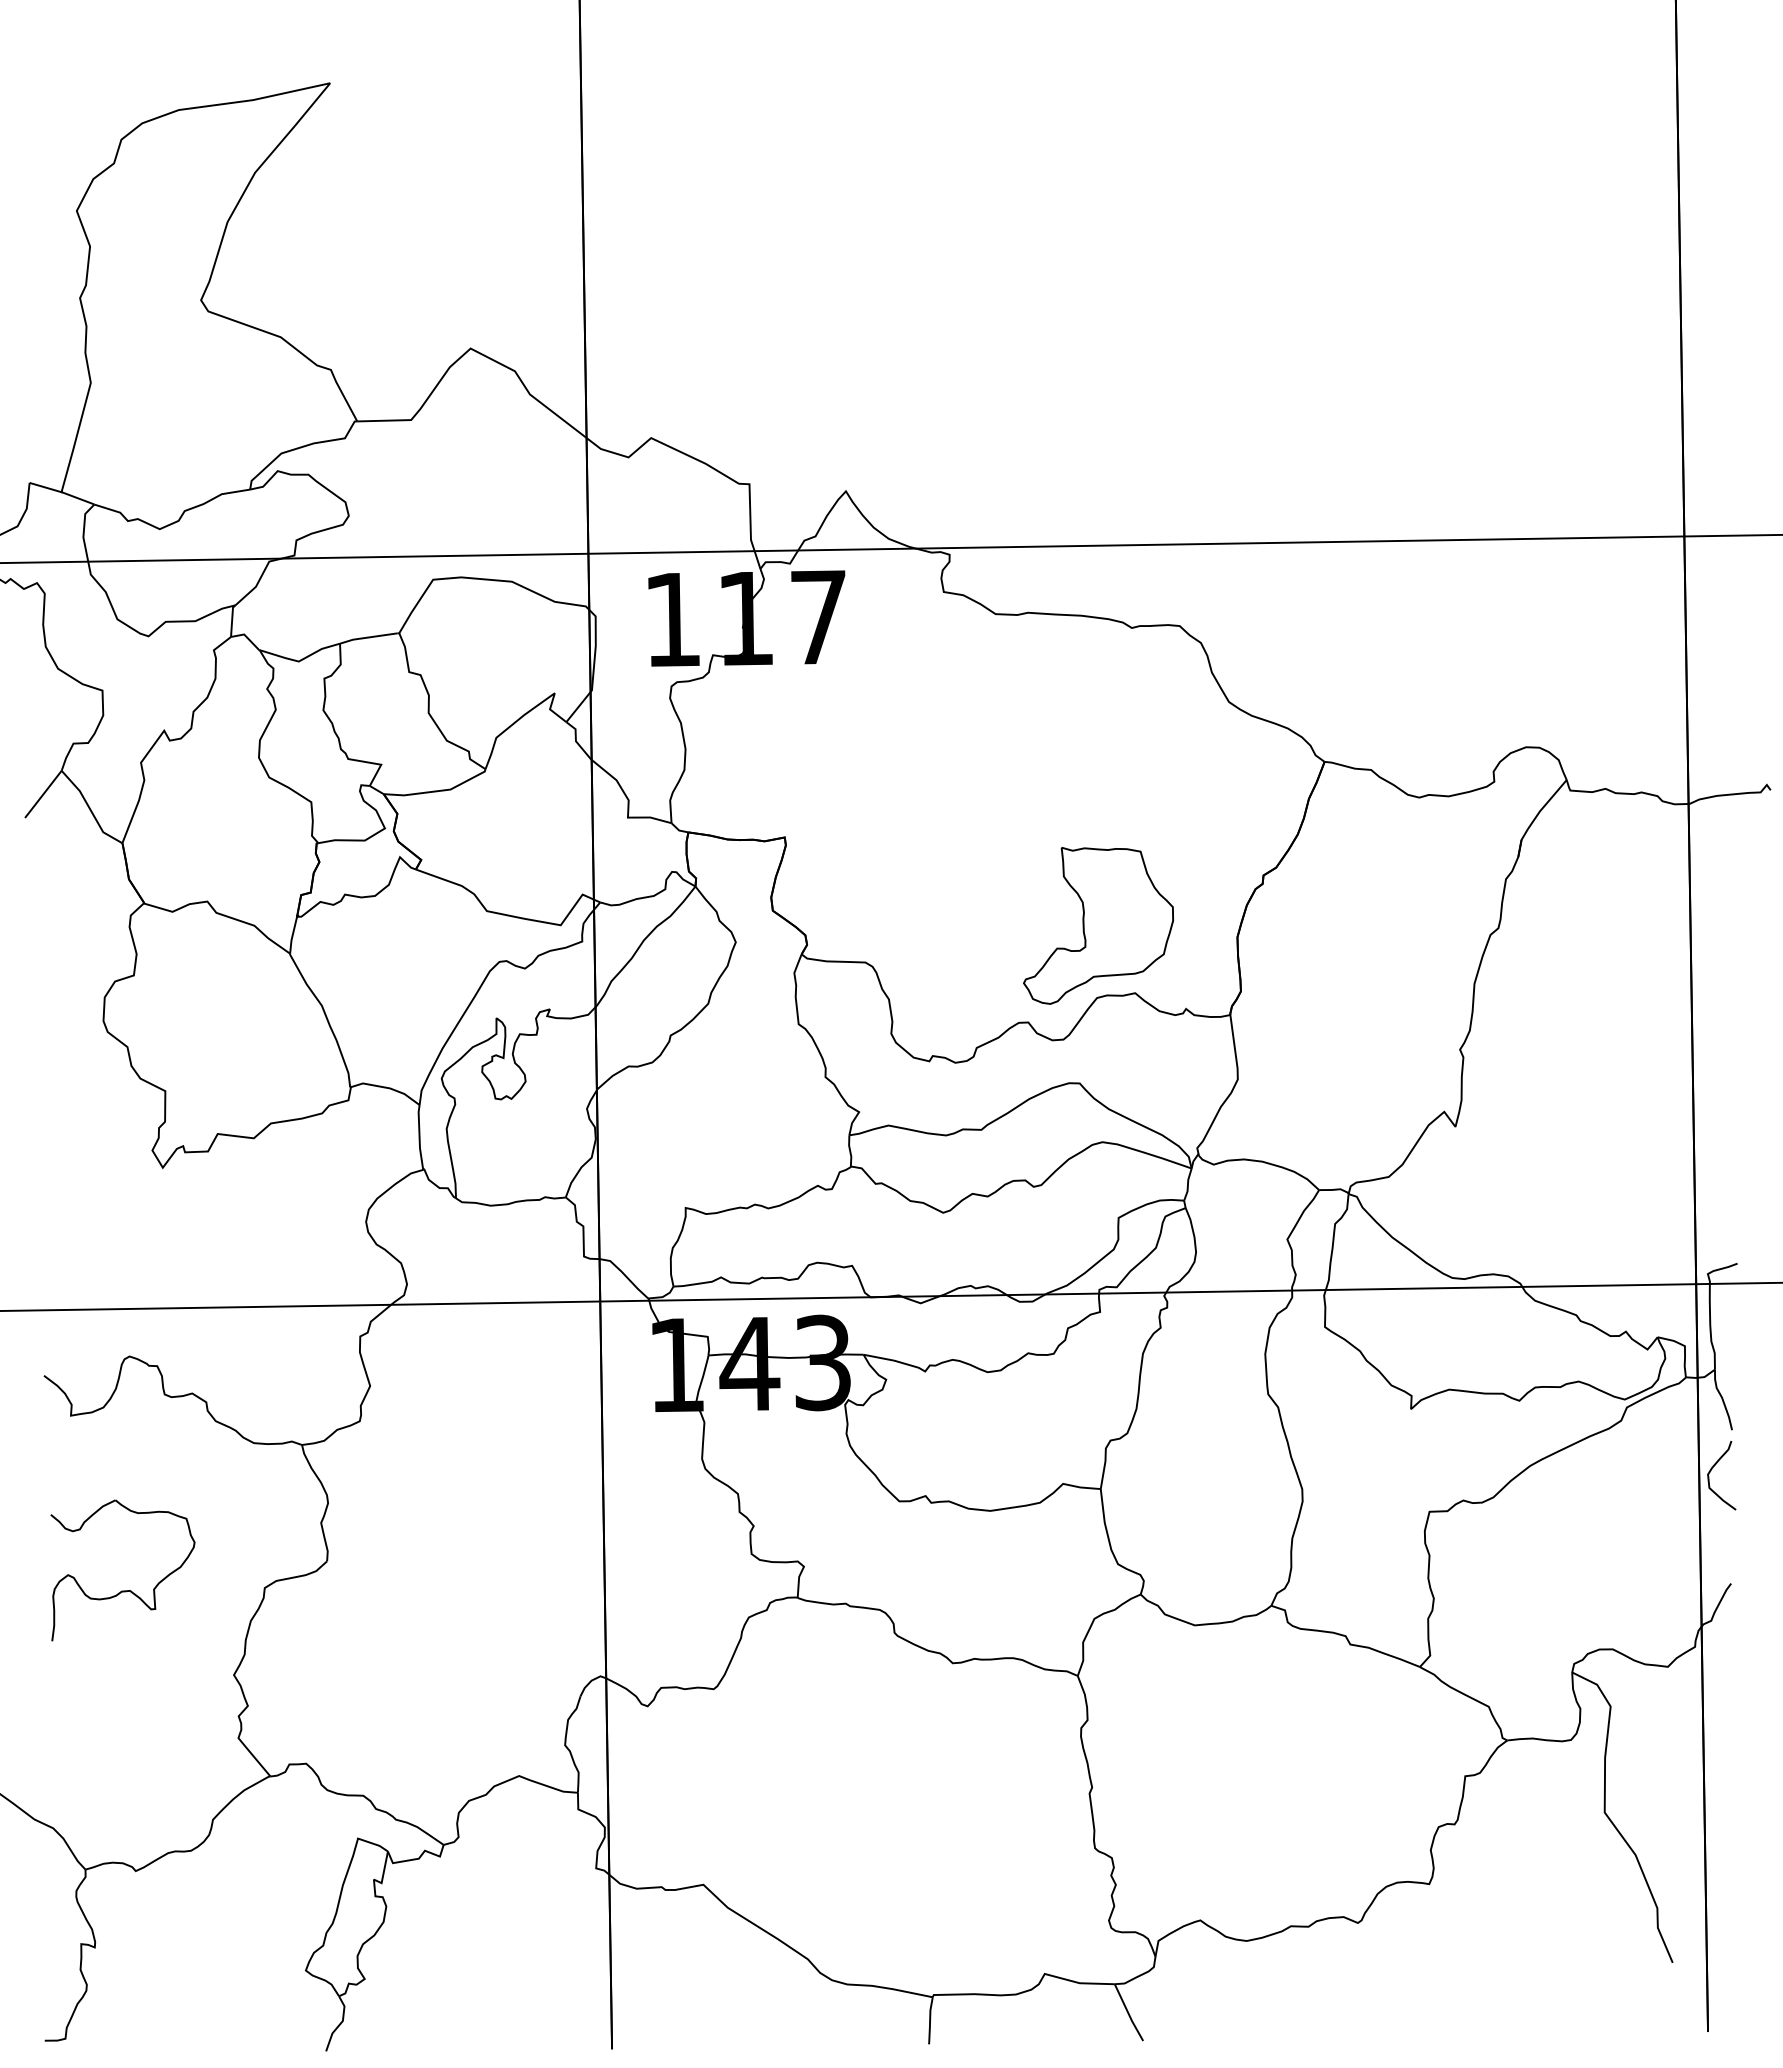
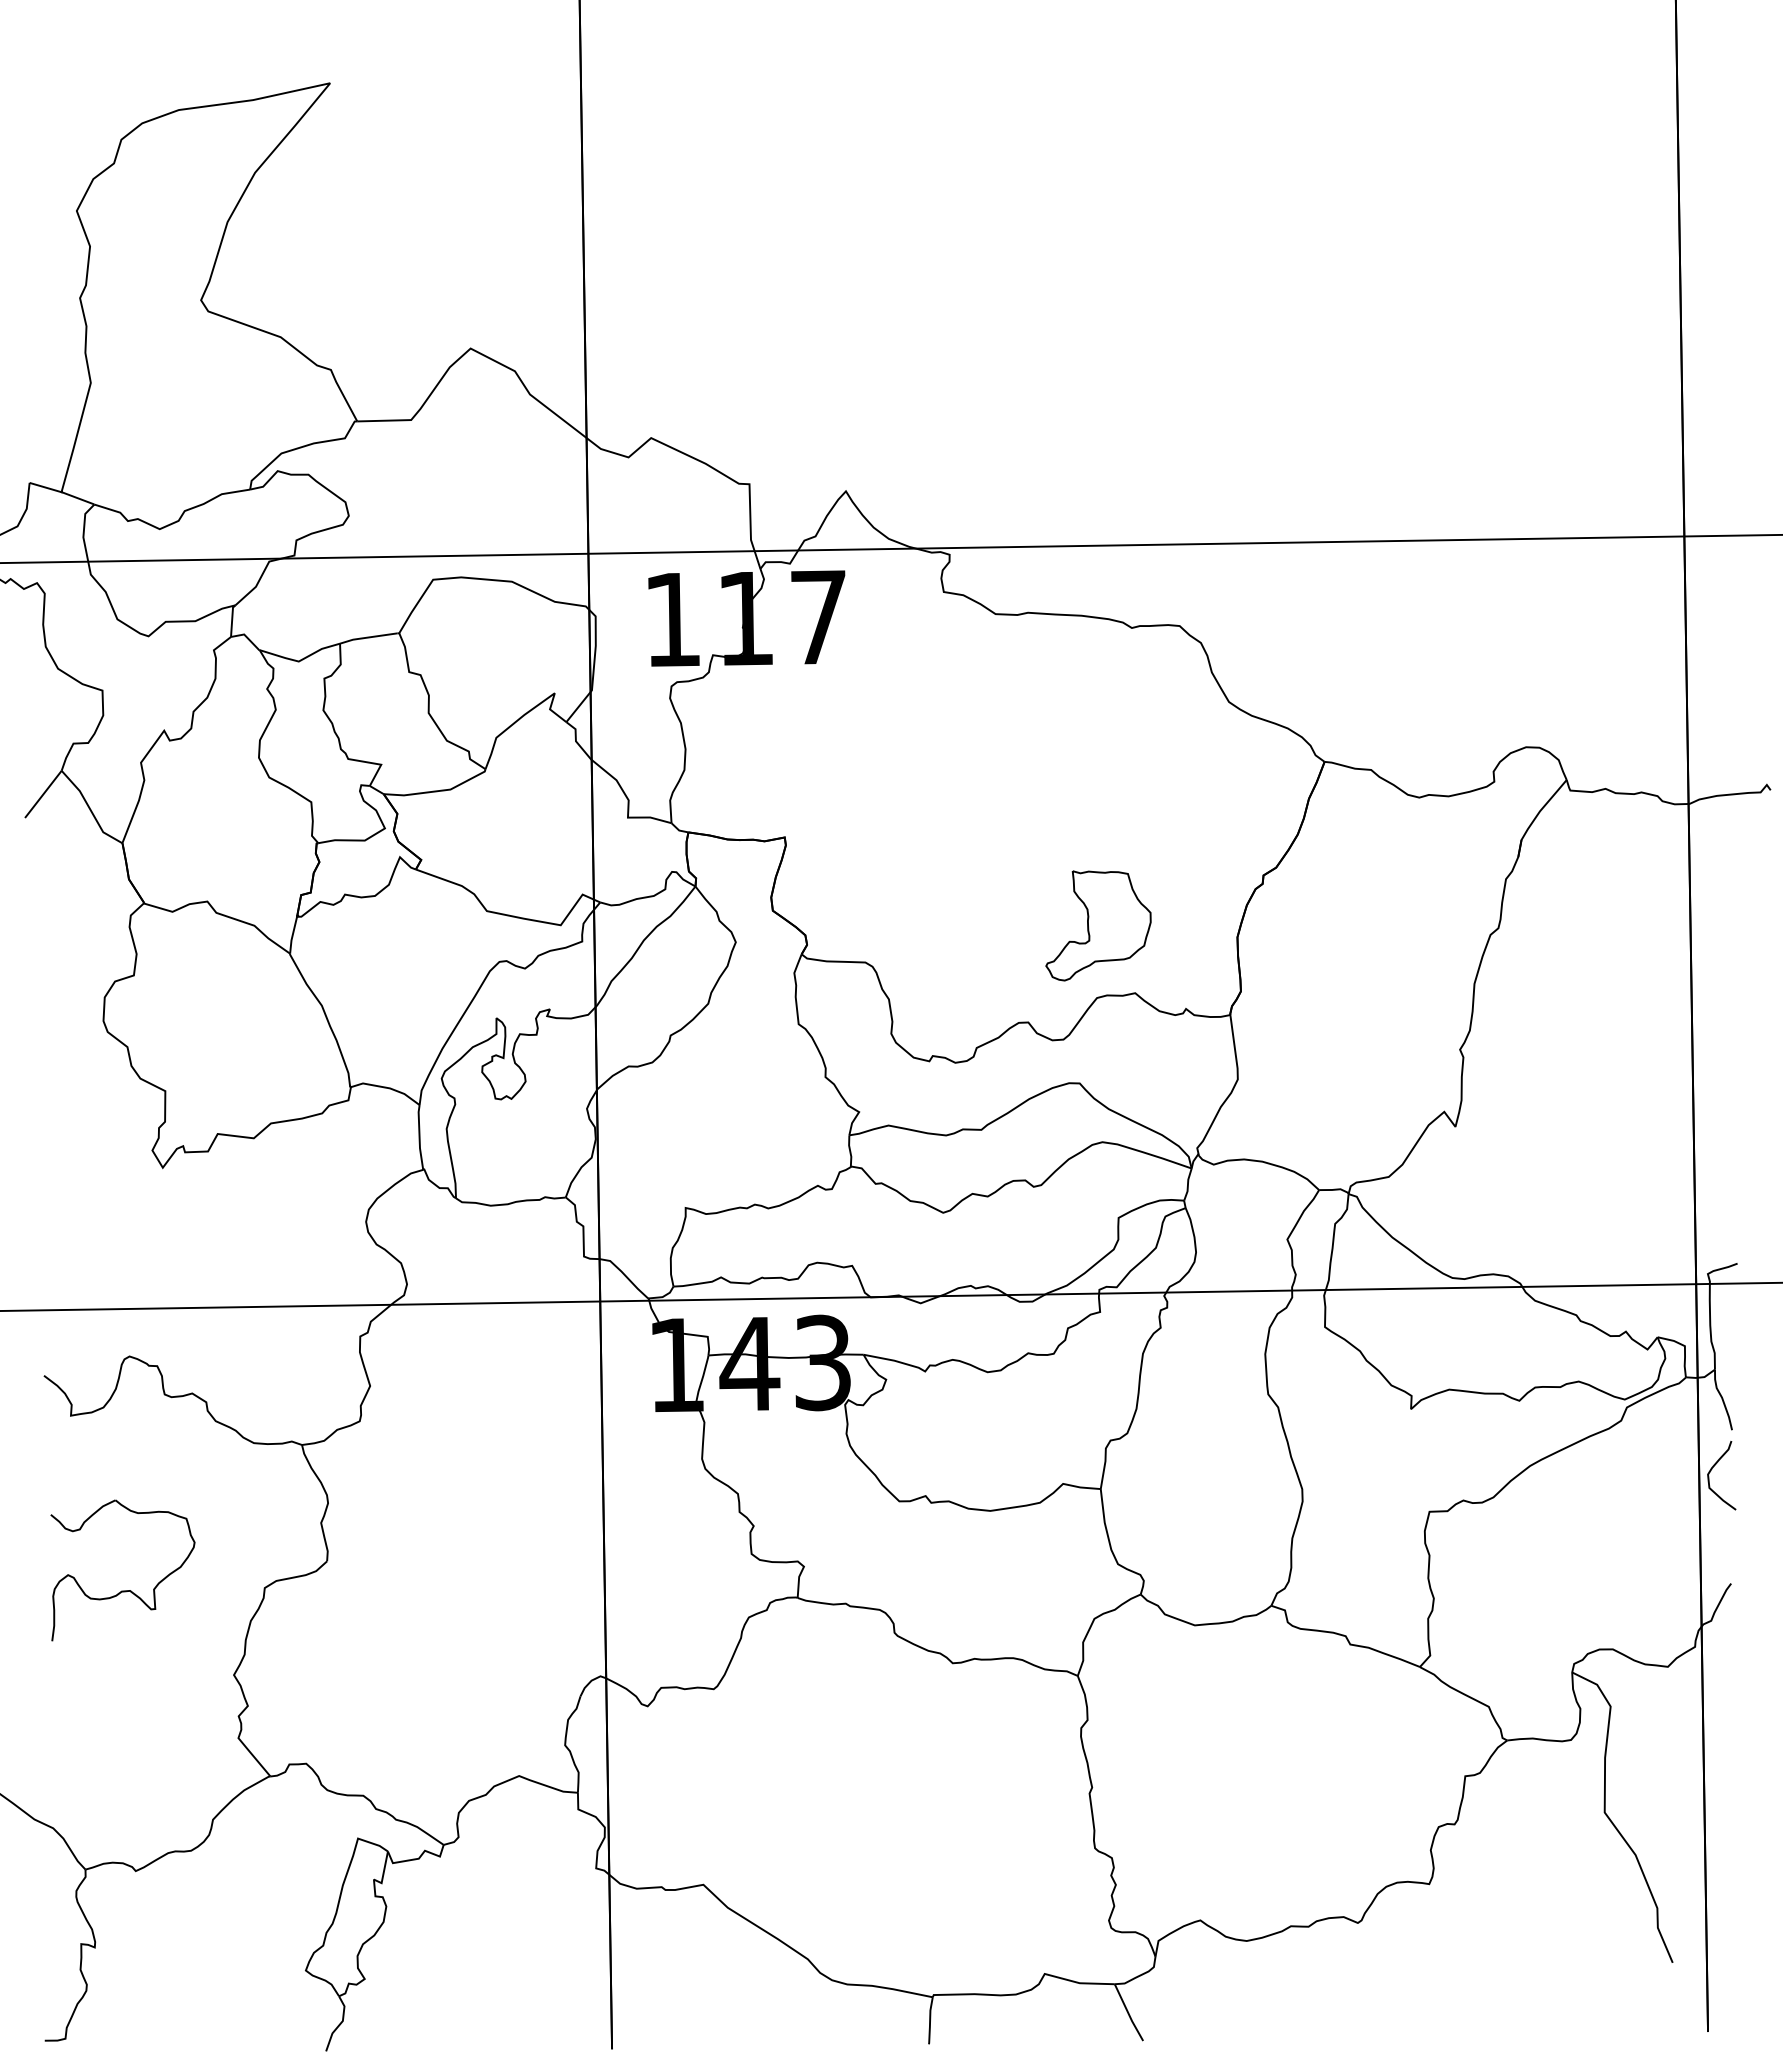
part size: 151x158 px -> 107x112 px (1098, 925)
